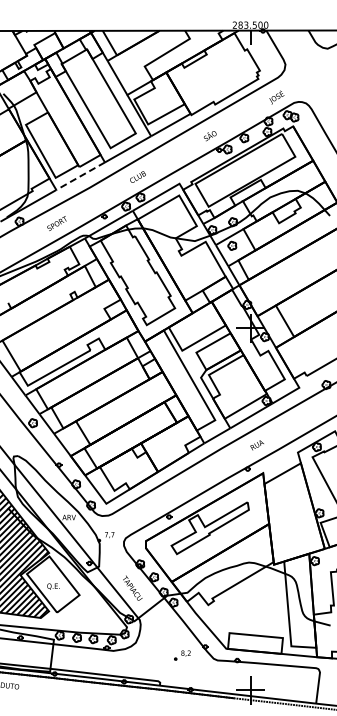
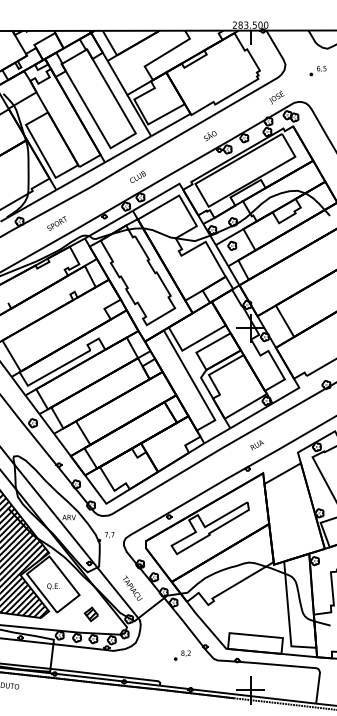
part: none -> present (317, 71)
line: dashed -> solid (80, 176)
part: none -> present (90, 614)
